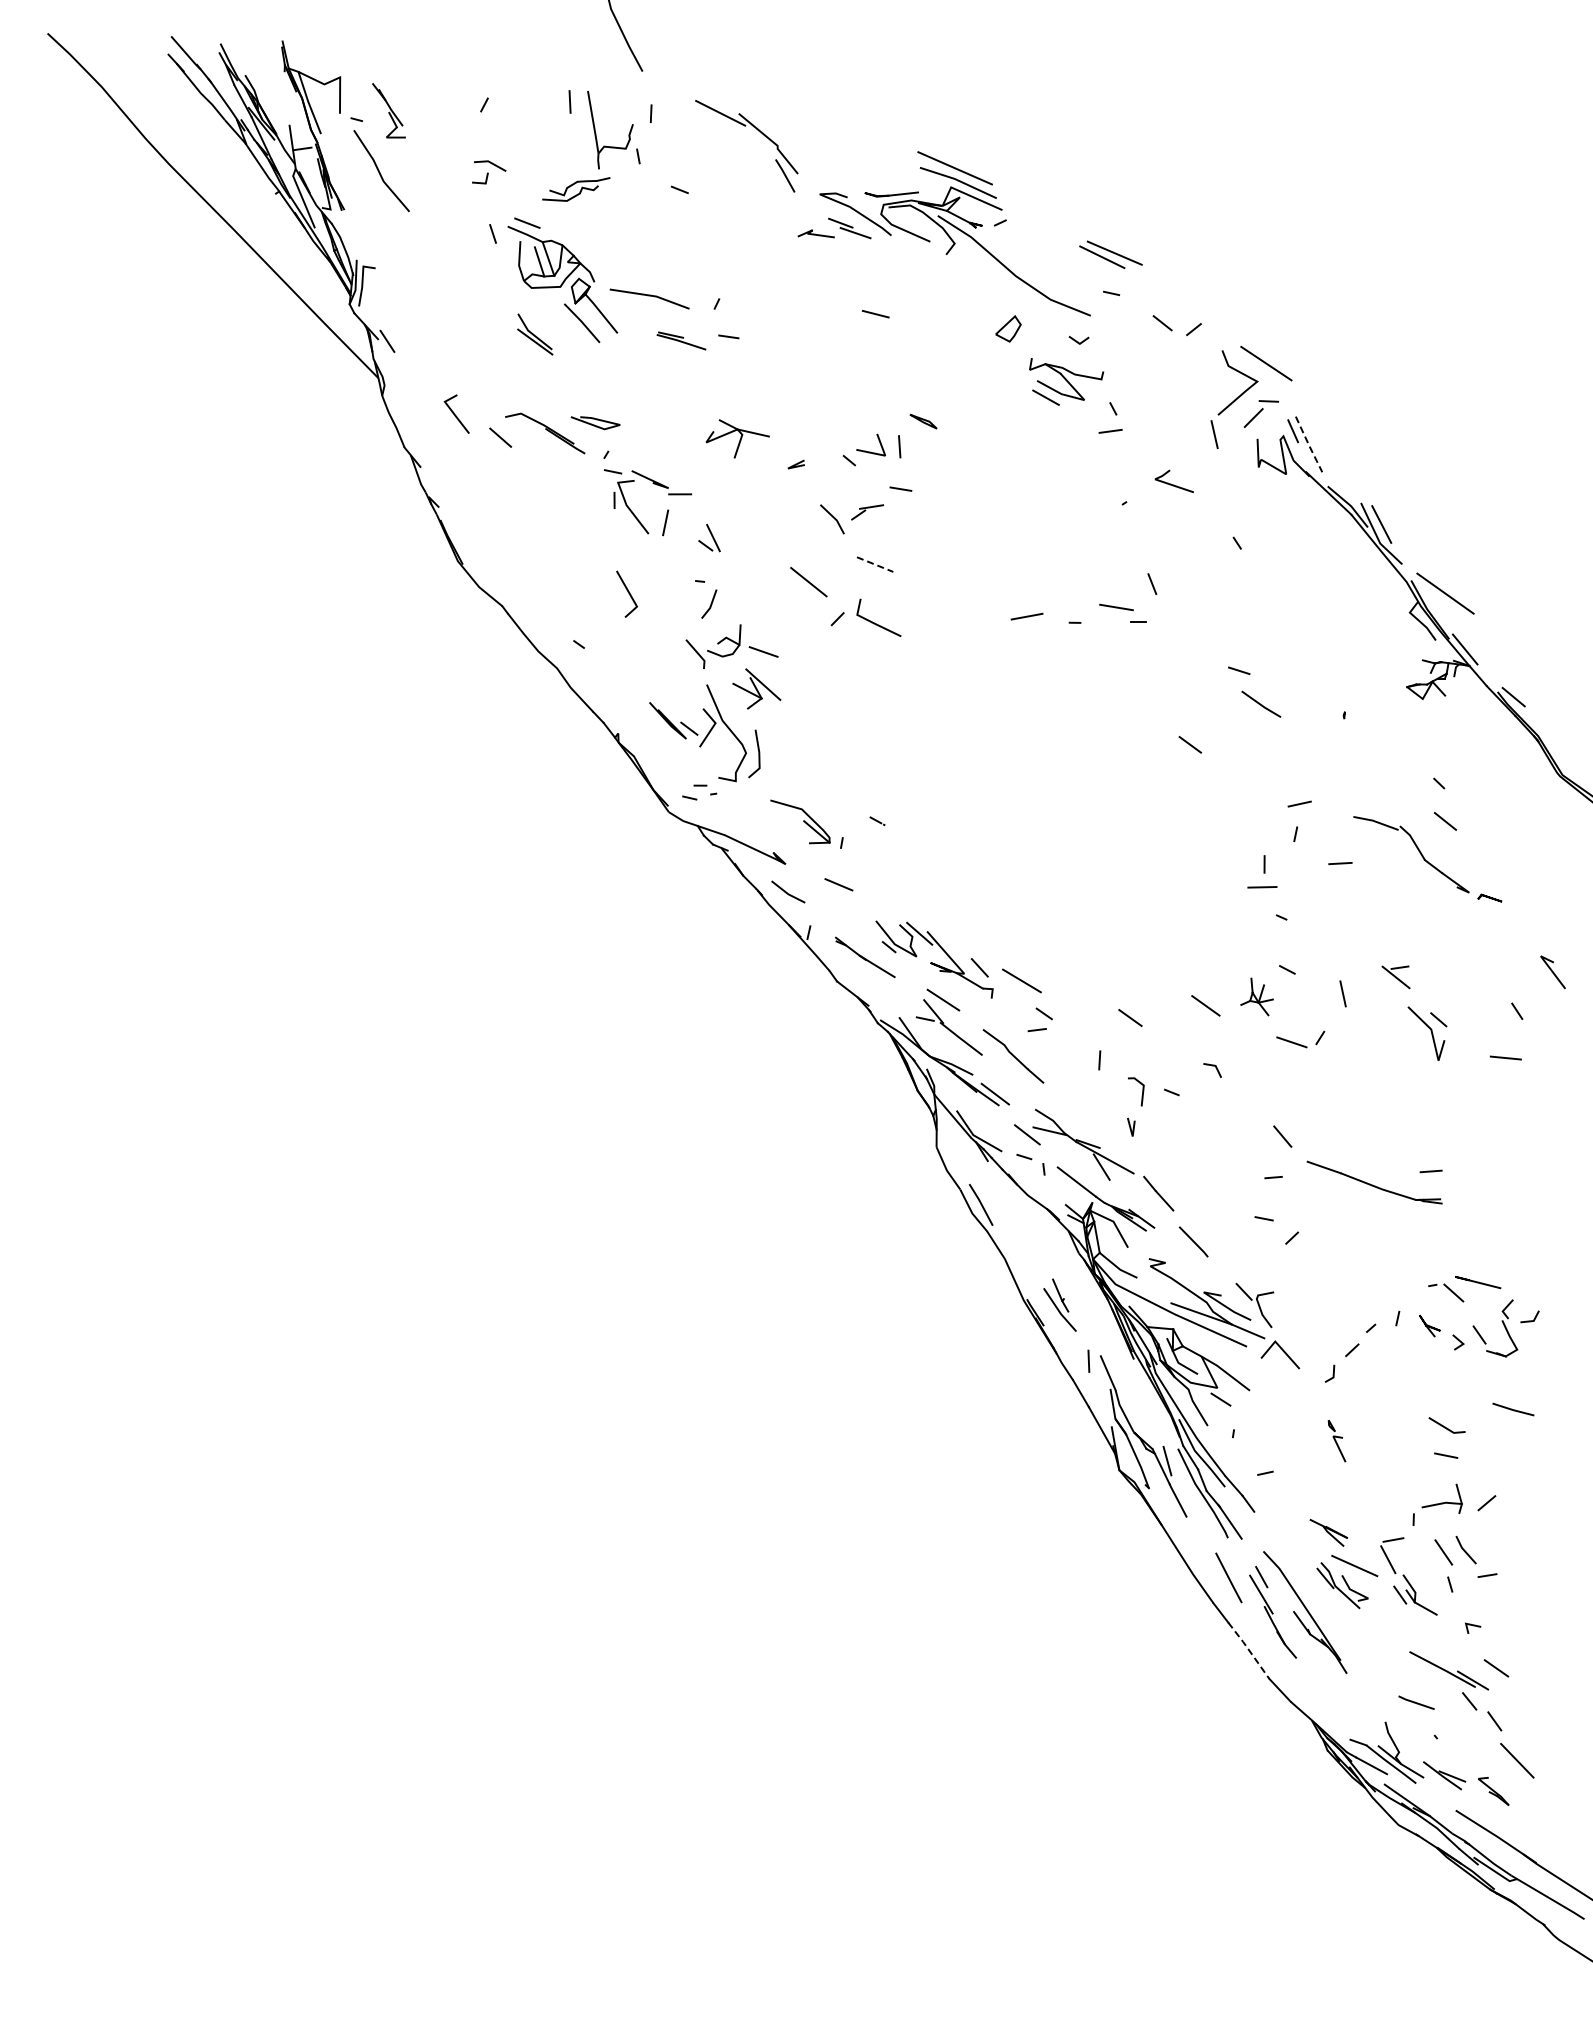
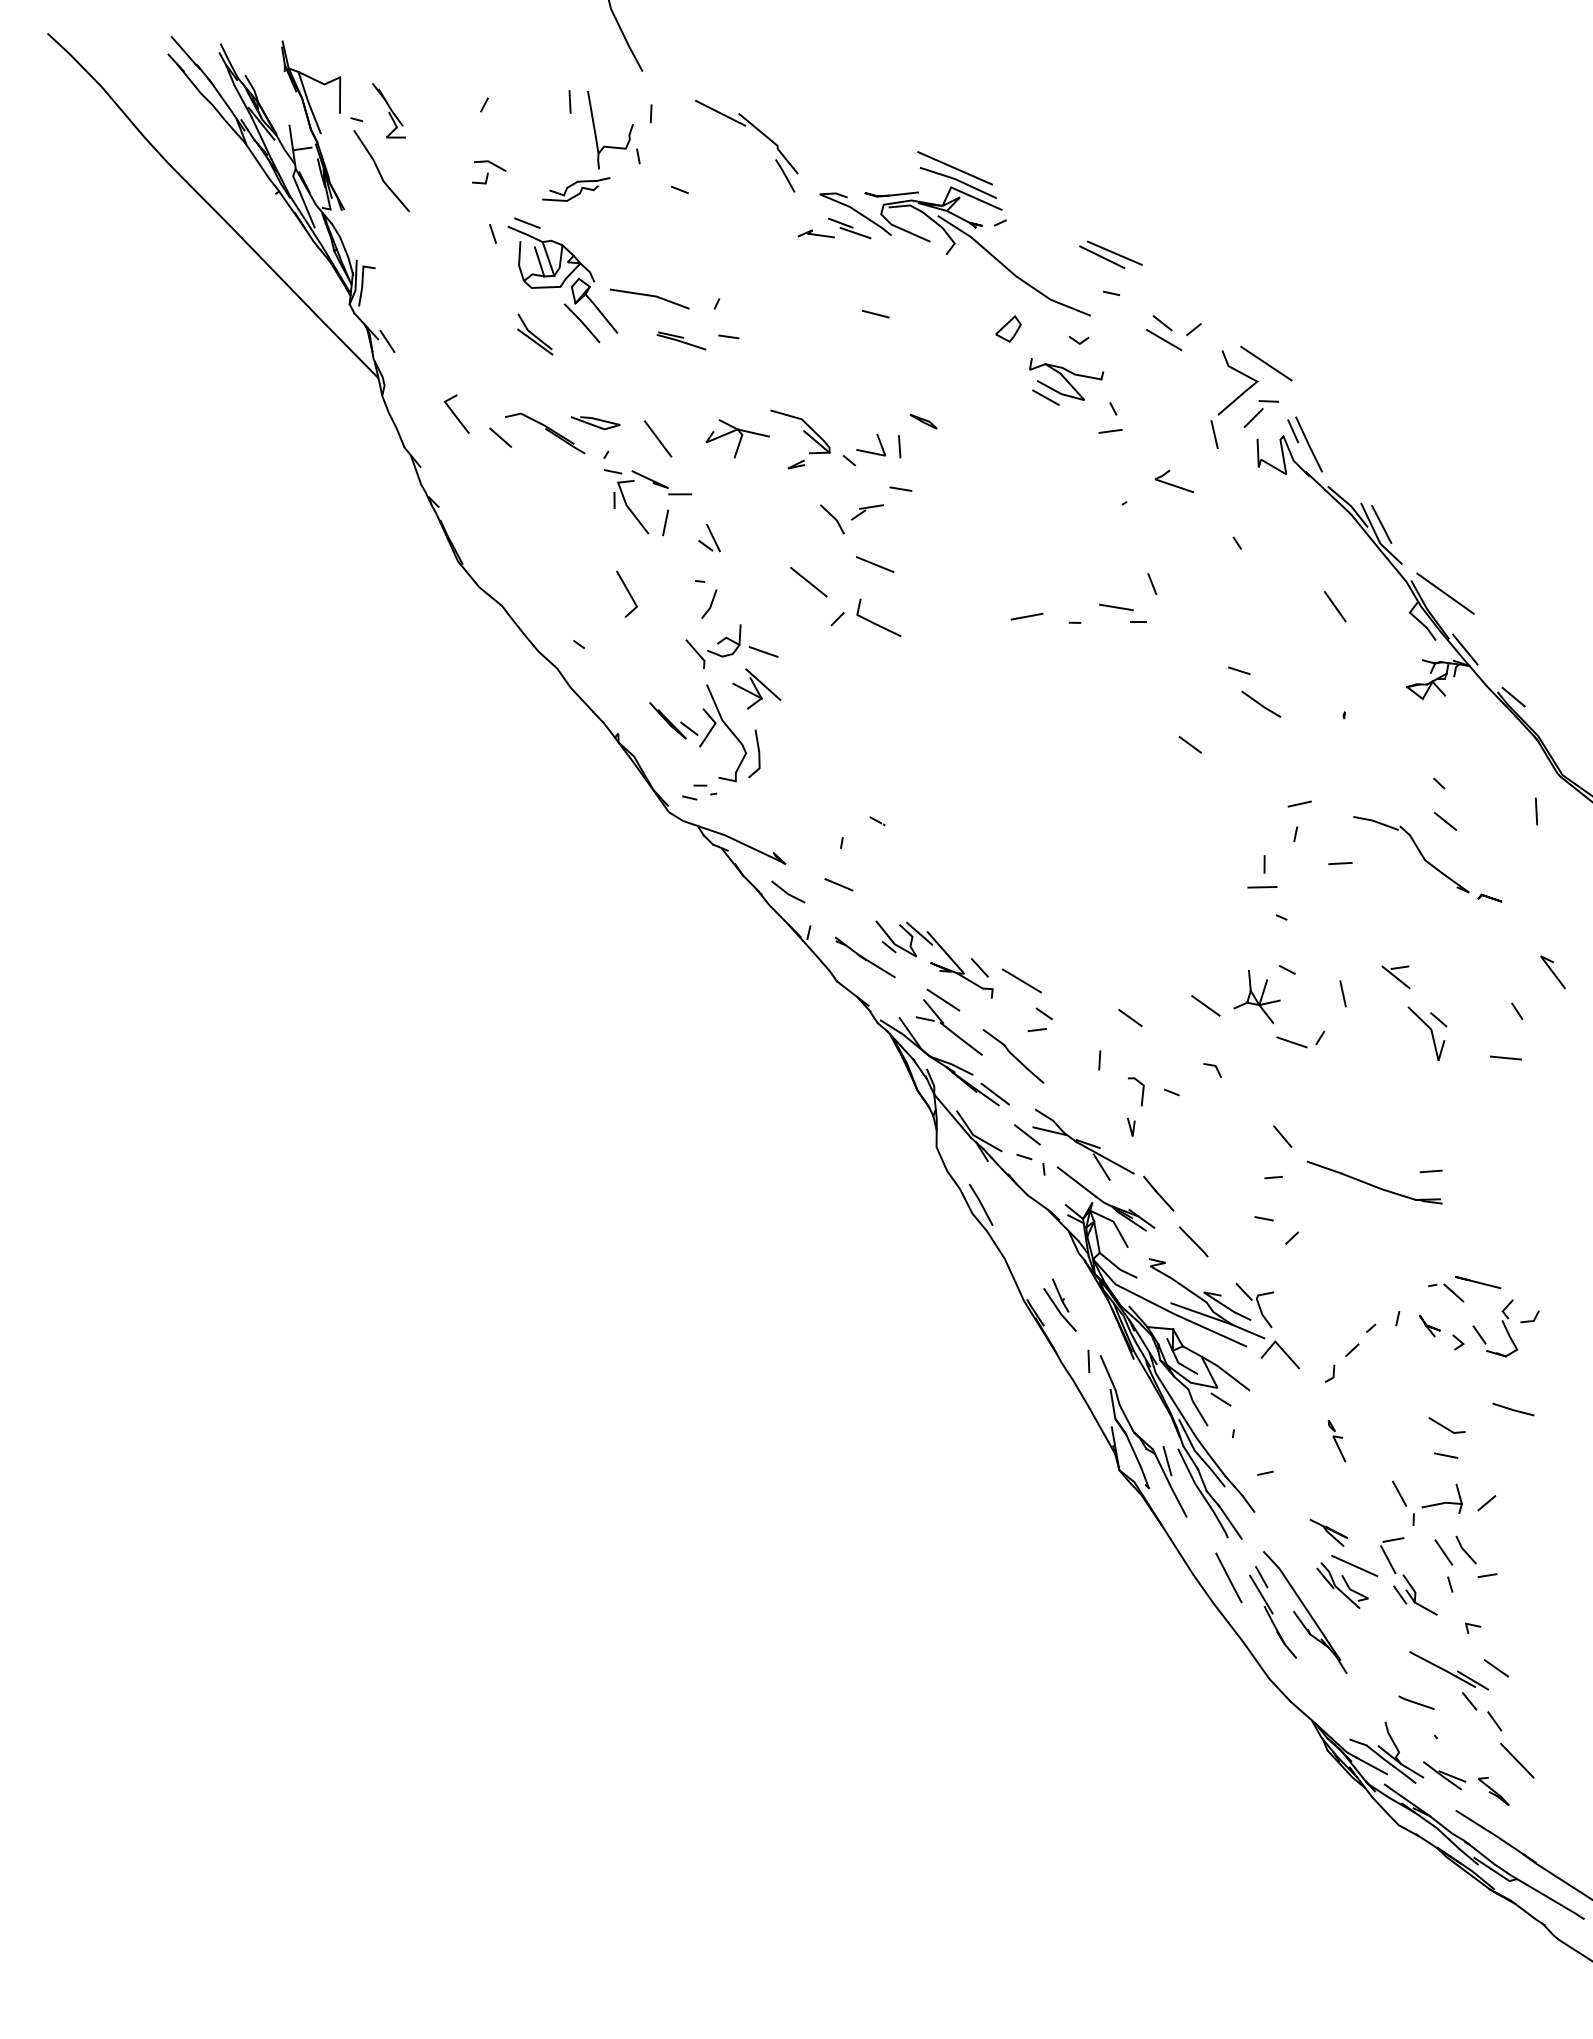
line: none -> present (1164, 340)
line: none -> present (658, 438)
line: dashed -> solid (1309, 445)
line: dashed -> solid (875, 564)
line: none -> present (1334, 606)
line: none -> present (1536, 811)
part position: (800, 821) -> (800, 431) (800, 431)
part size: 34x40 px -> 48x56 px (1256, 996)
line: none -> present (1399, 1493)
line: dashed -> solid (1249, 1650)
